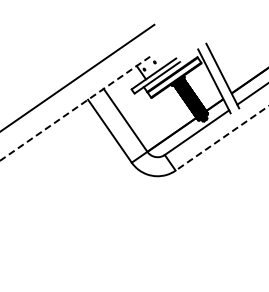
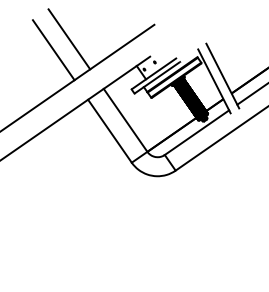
line: none -> present (69, 39)
line: none -> present (53, 50)
line: dashed -> solid (75, 108)
line: dashed -> solid (221, 138)
